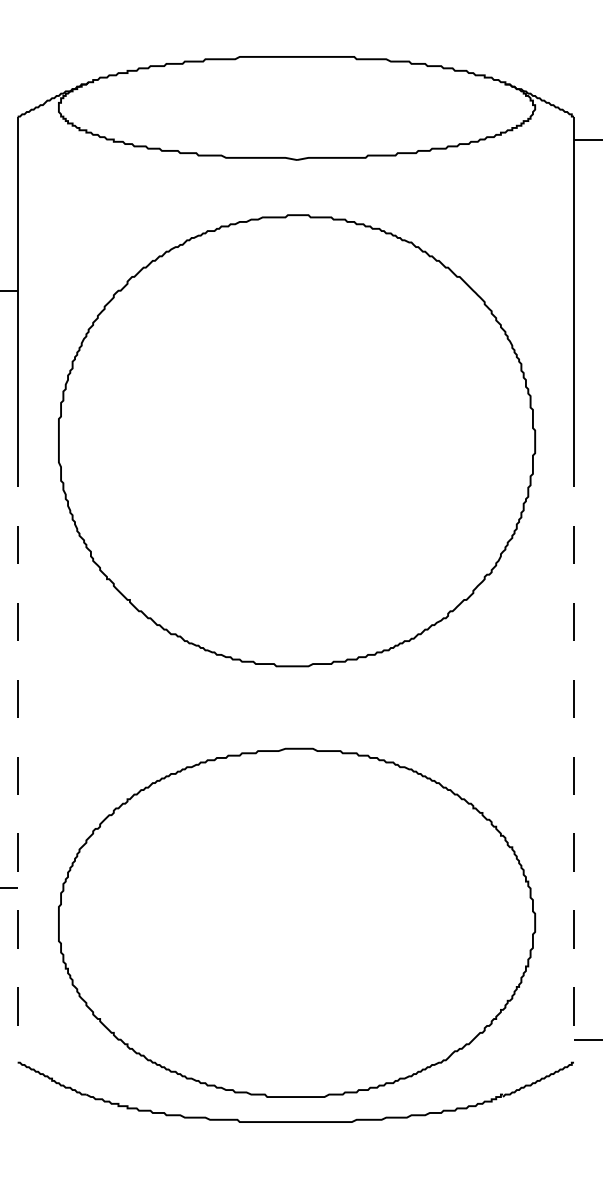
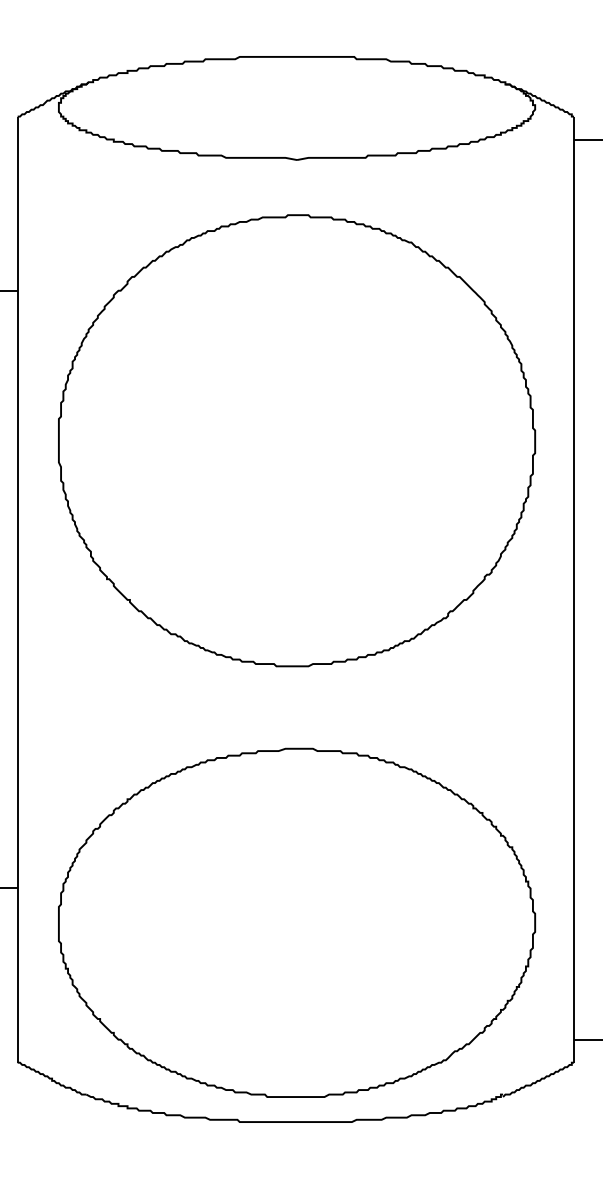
line: dashed -> solid (17, 755)
line: dashed -> solid (574, 755)
